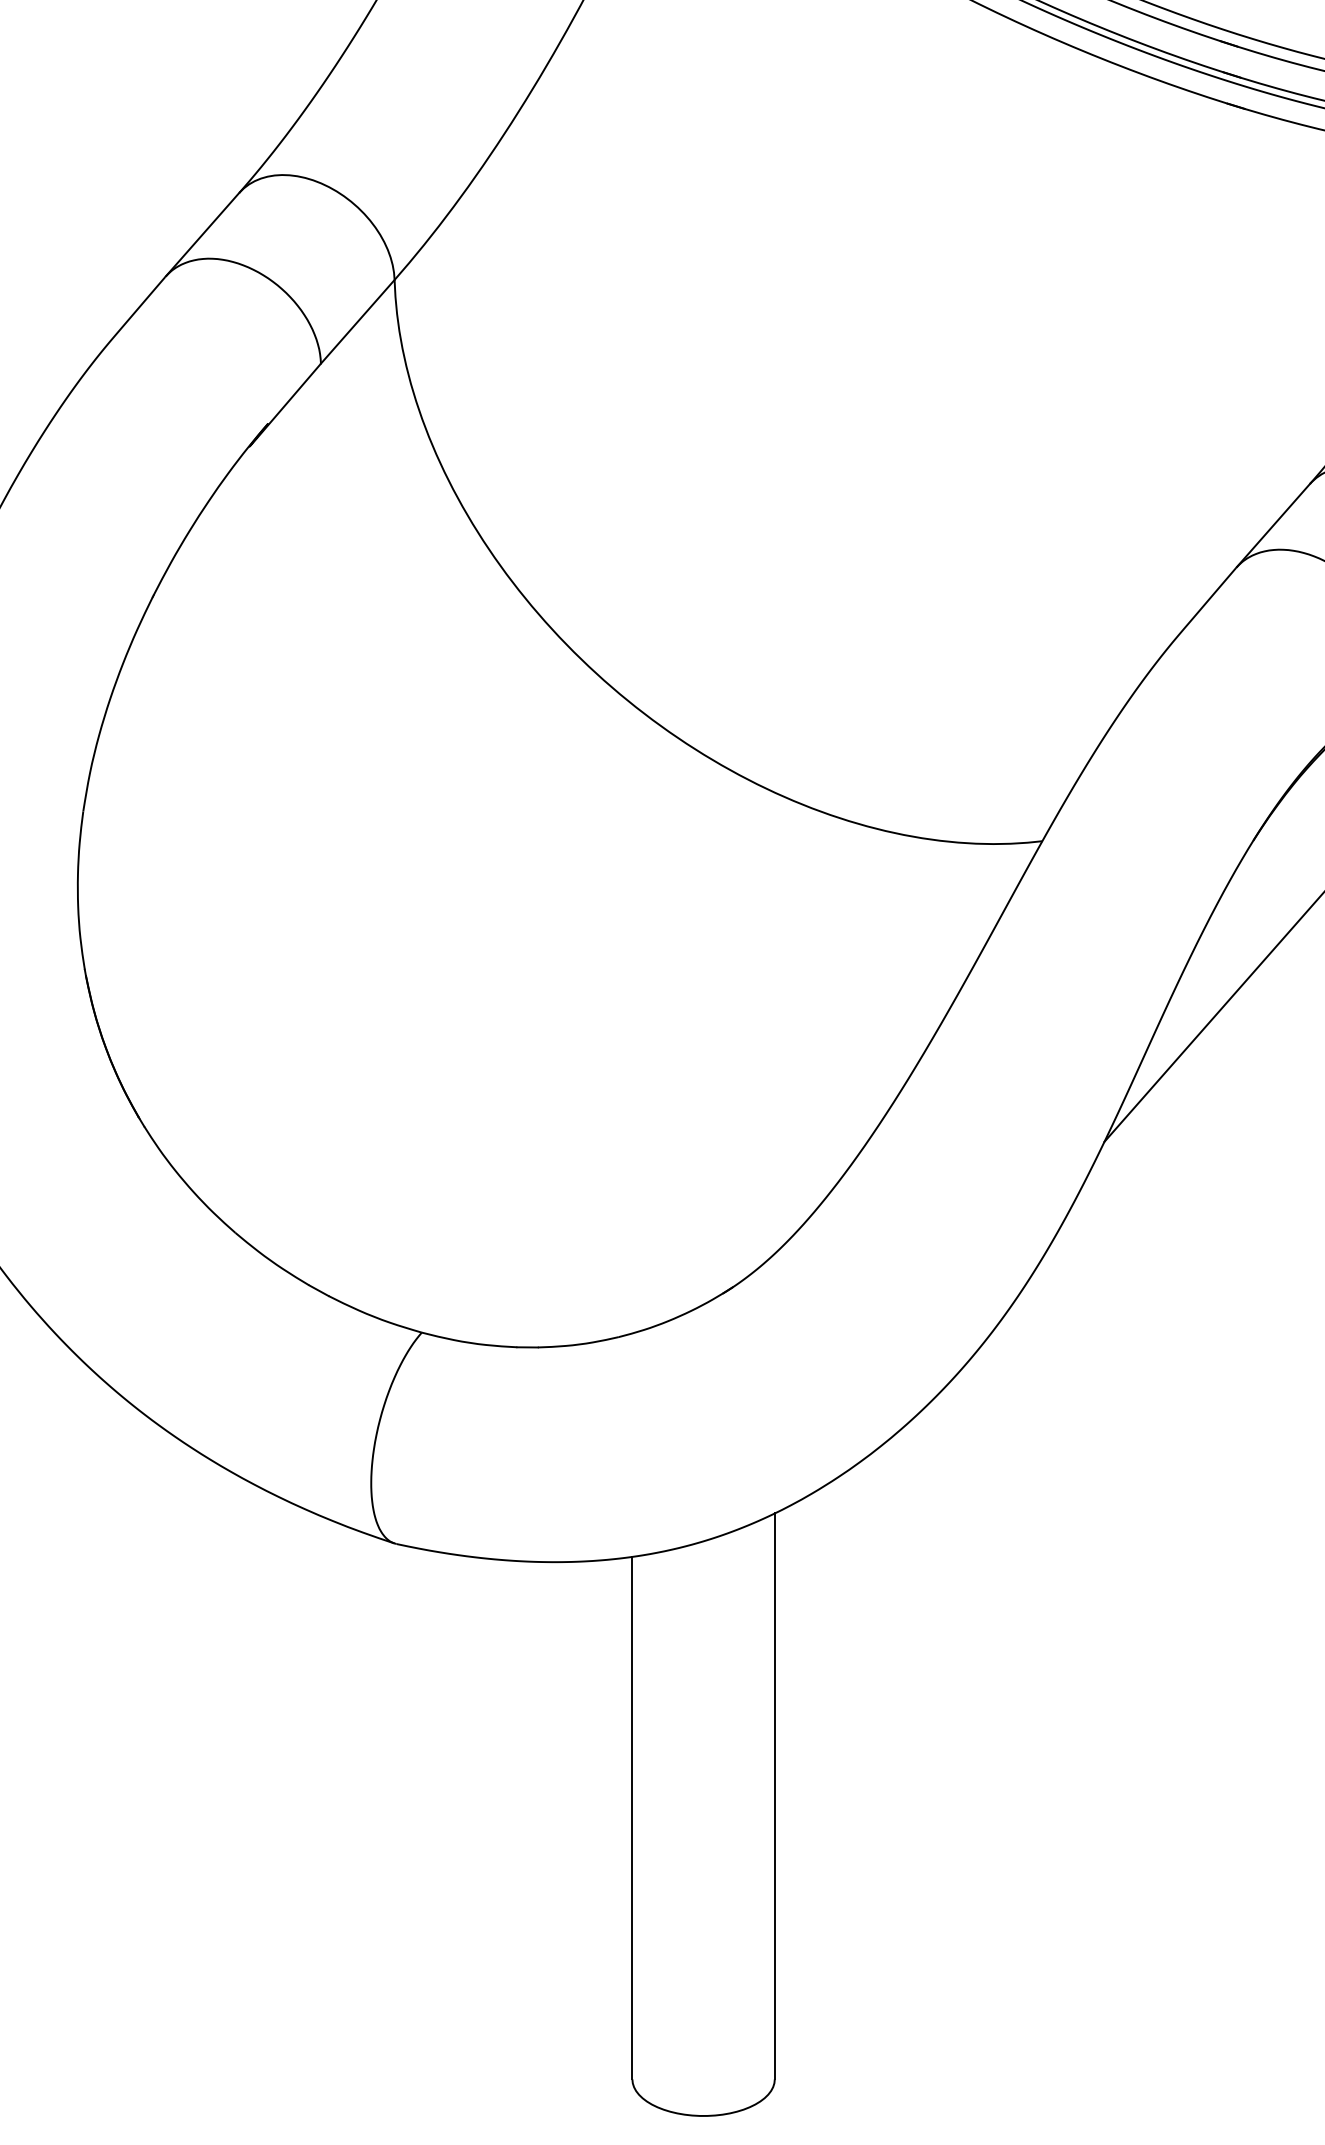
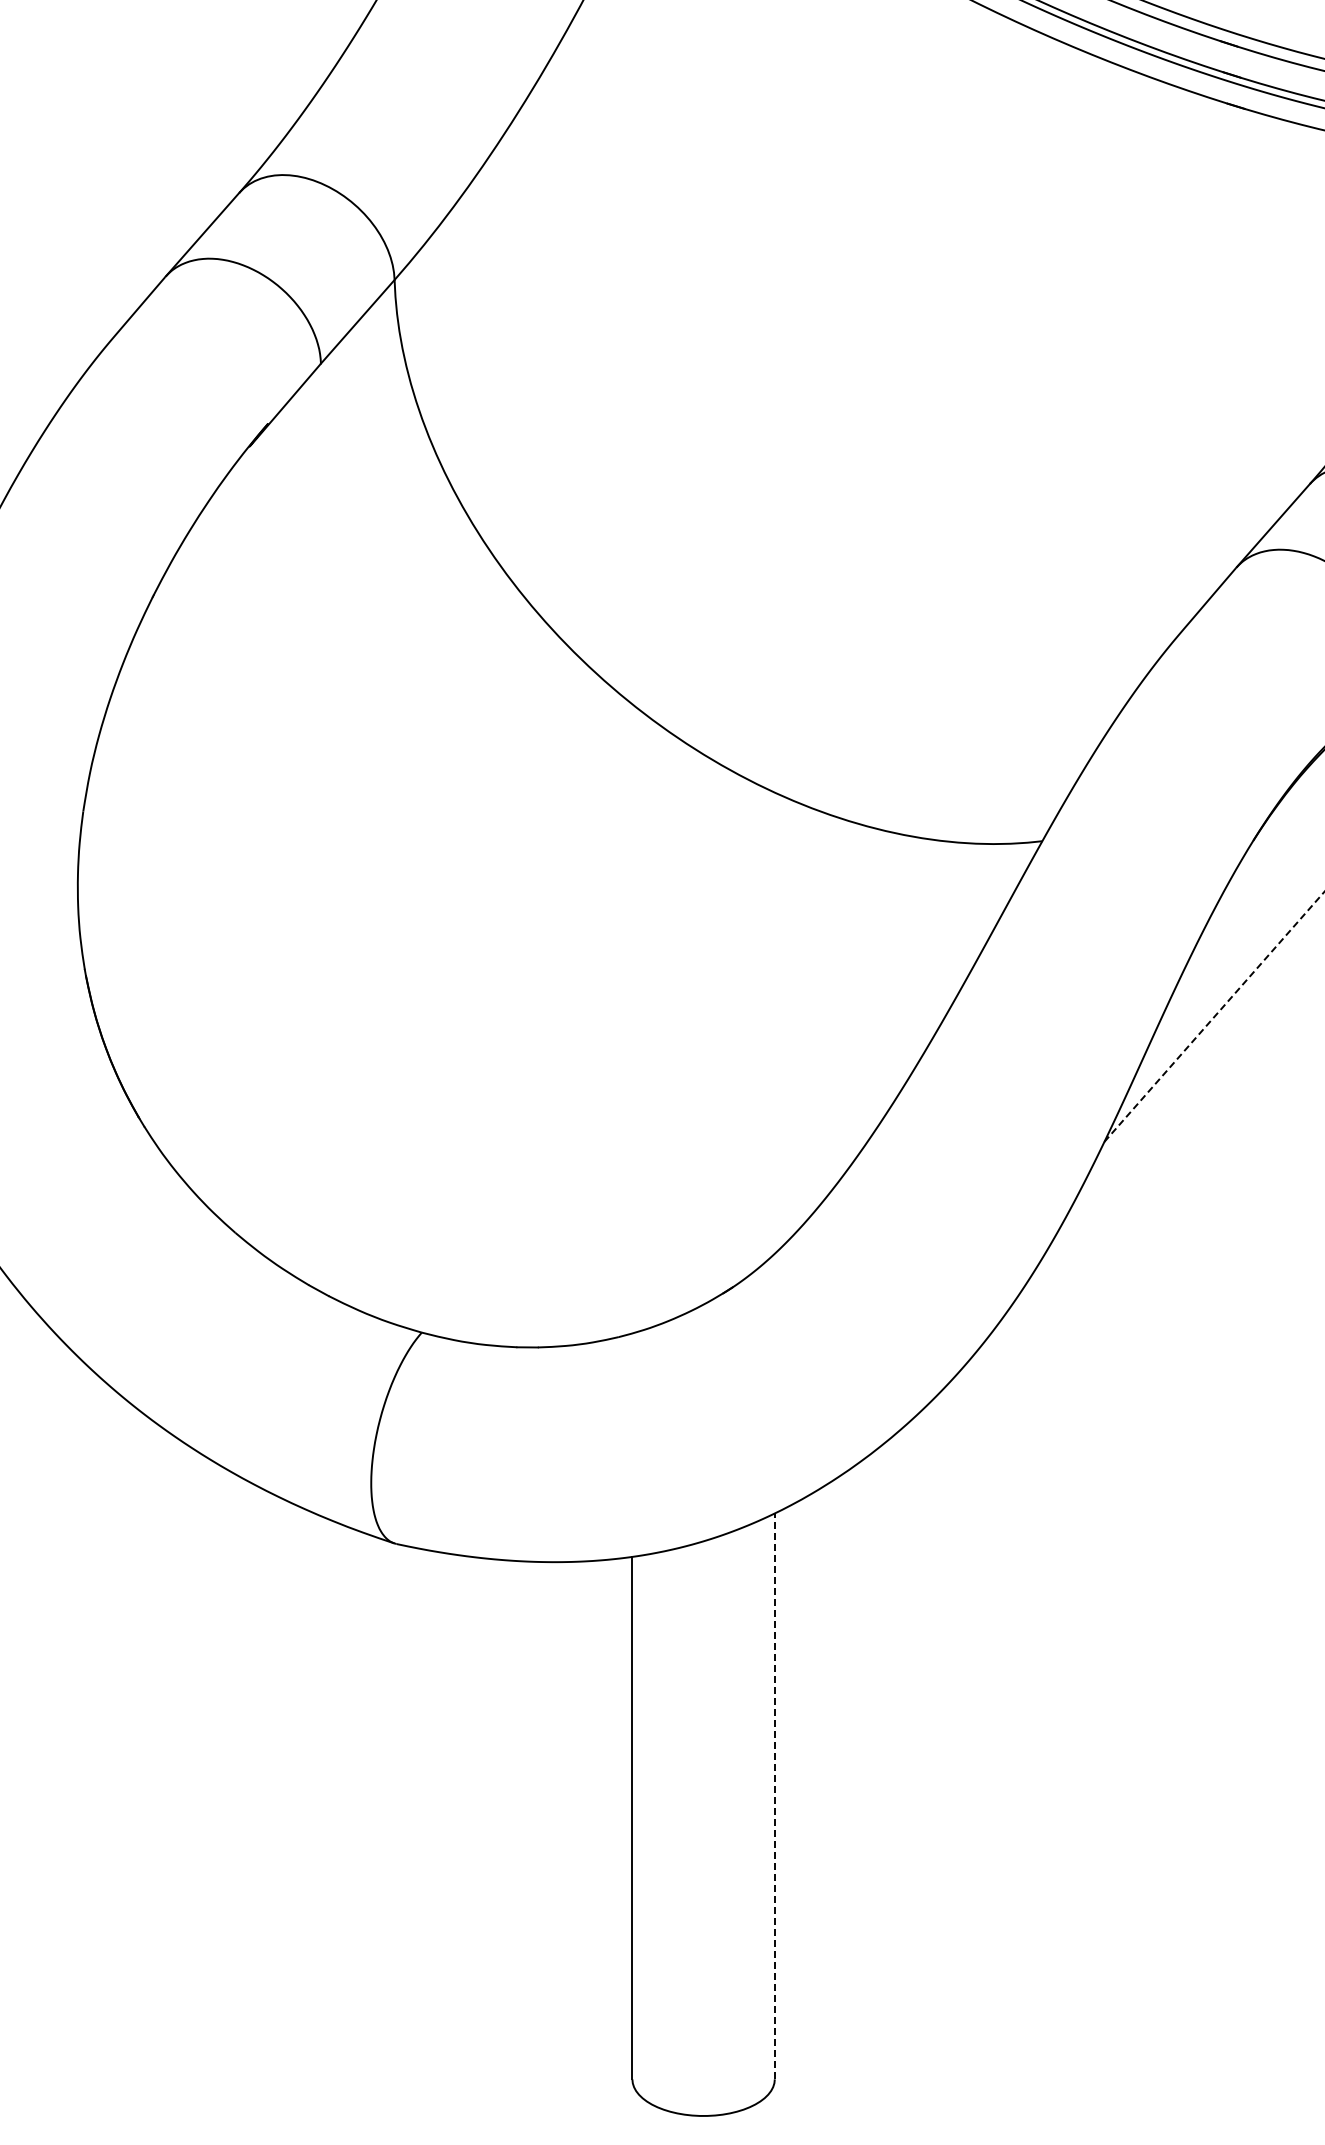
line: solid -> dashed (1214, 1016)
line: solid -> dashed (774, 1796)
